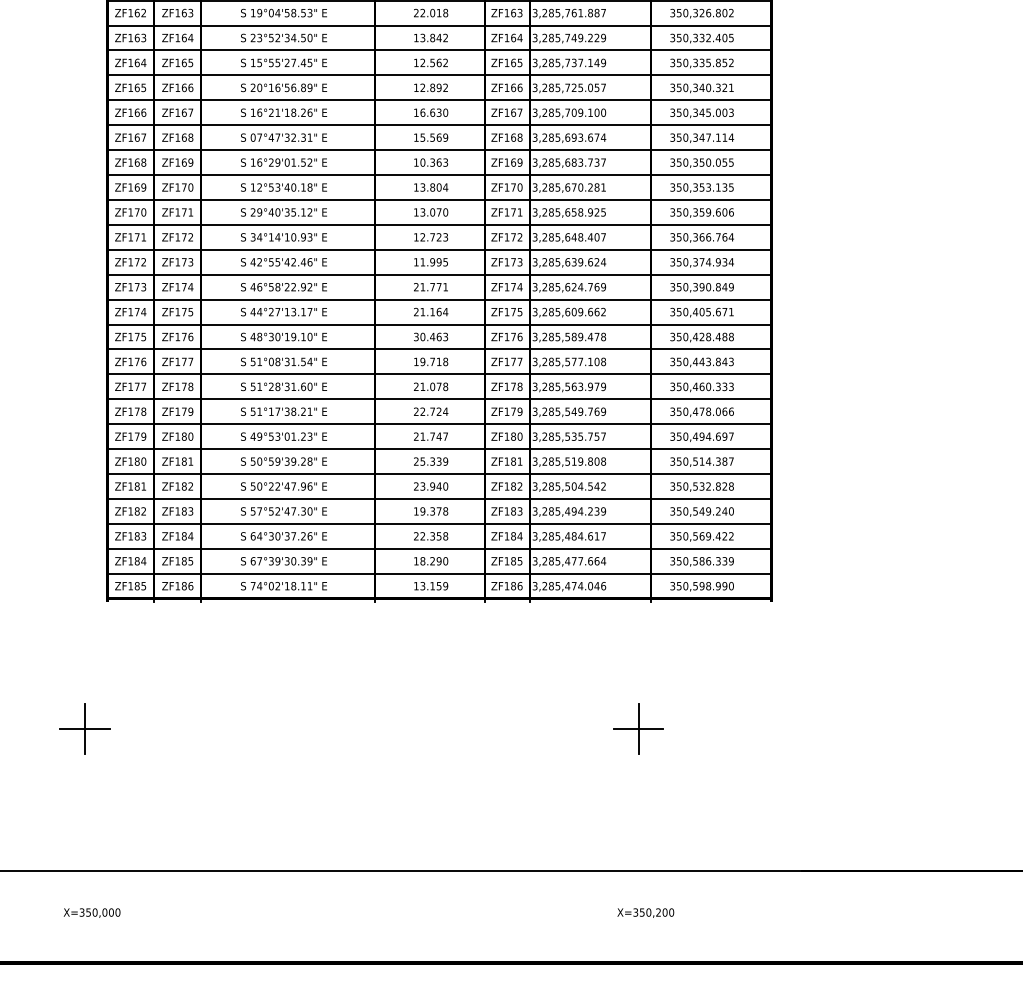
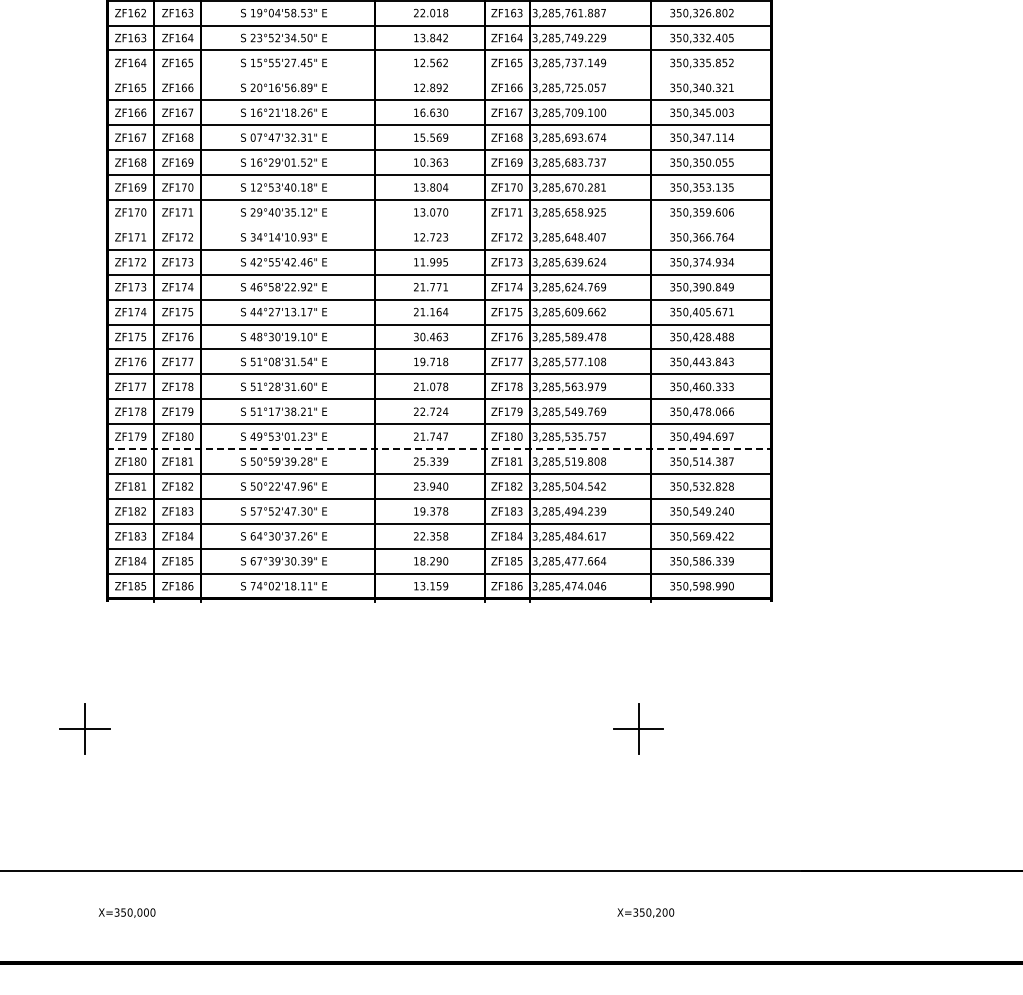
line: present -> none (439, 75)
line: present -> none (439, 224)
line: solid -> dashed (439, 449)
text position: (91, 912) -> (126, 912) (126, 912)
